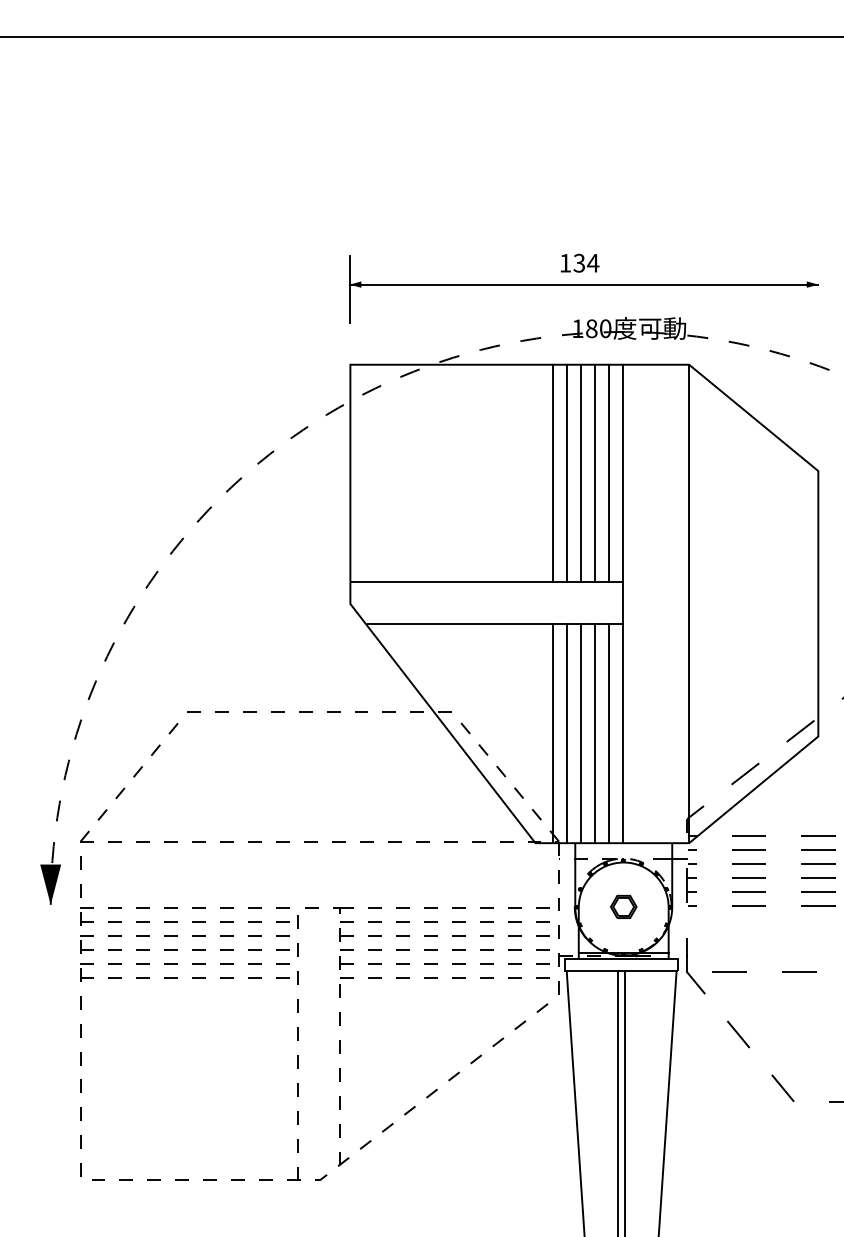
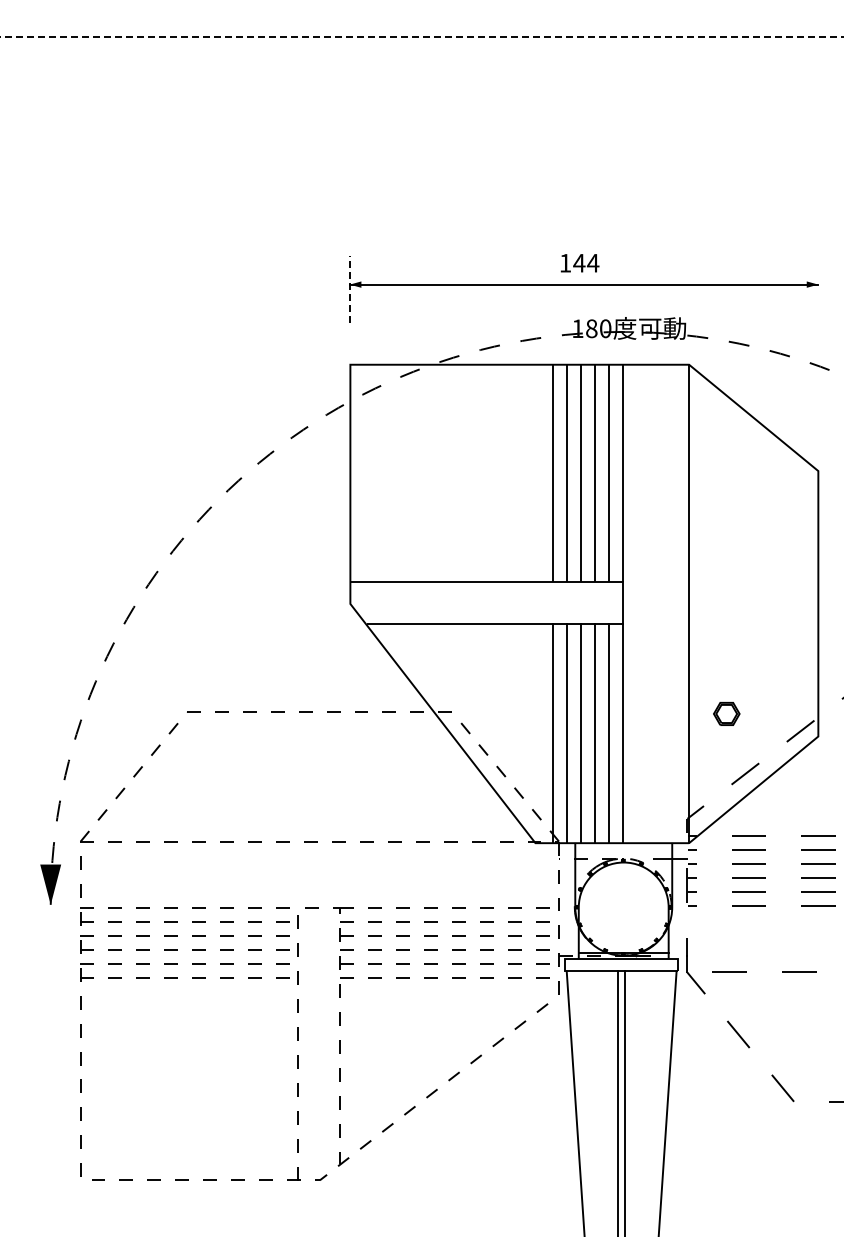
line: solid -> dashed (422, 37)
text: 134 -> 144 (579, 262)
line: solid -> dashed (350, 289)
part position: (623, 906) -> (726, 713) (726, 713)
